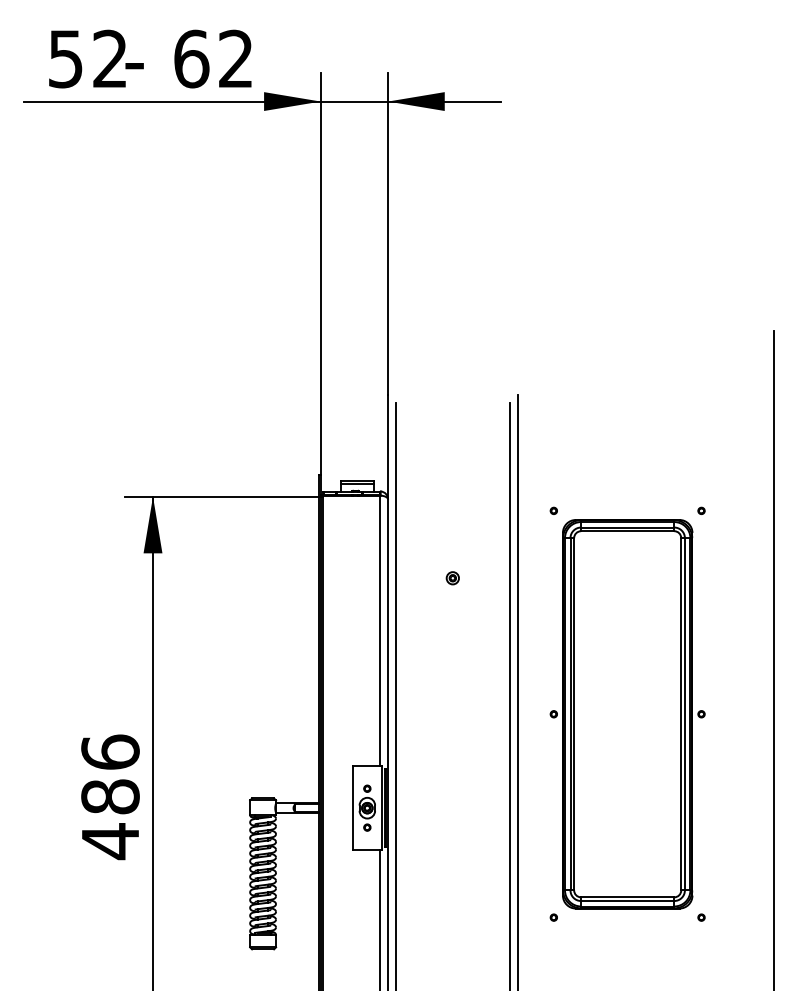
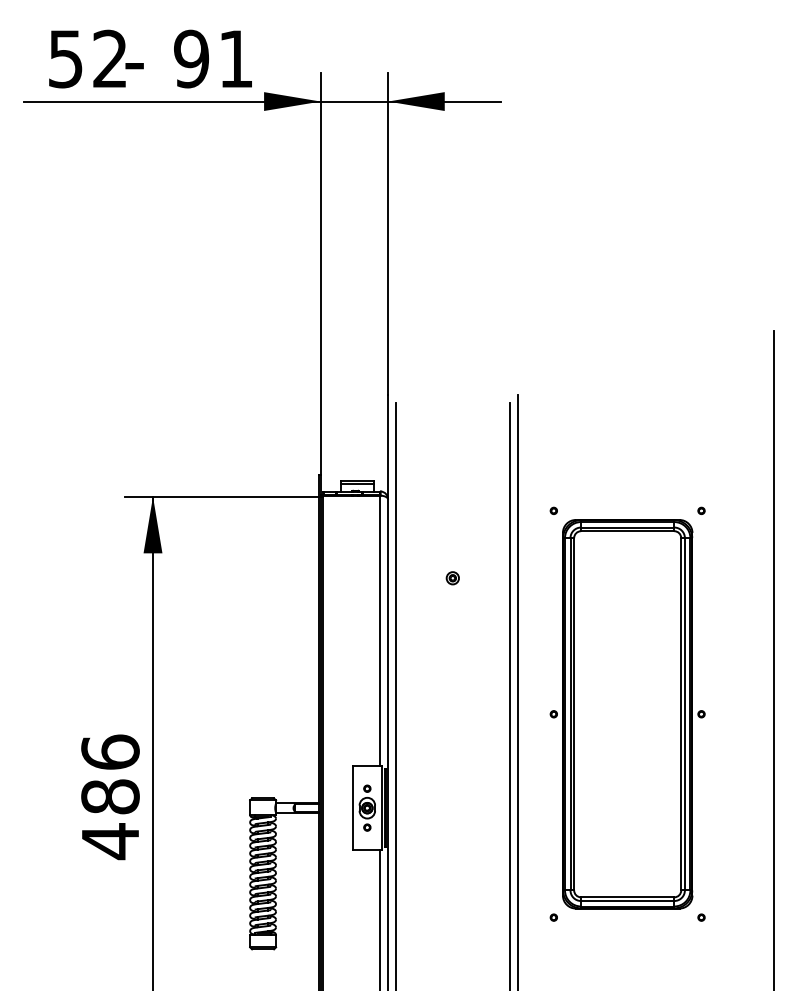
text: 62 -> 91 (212, 58)
